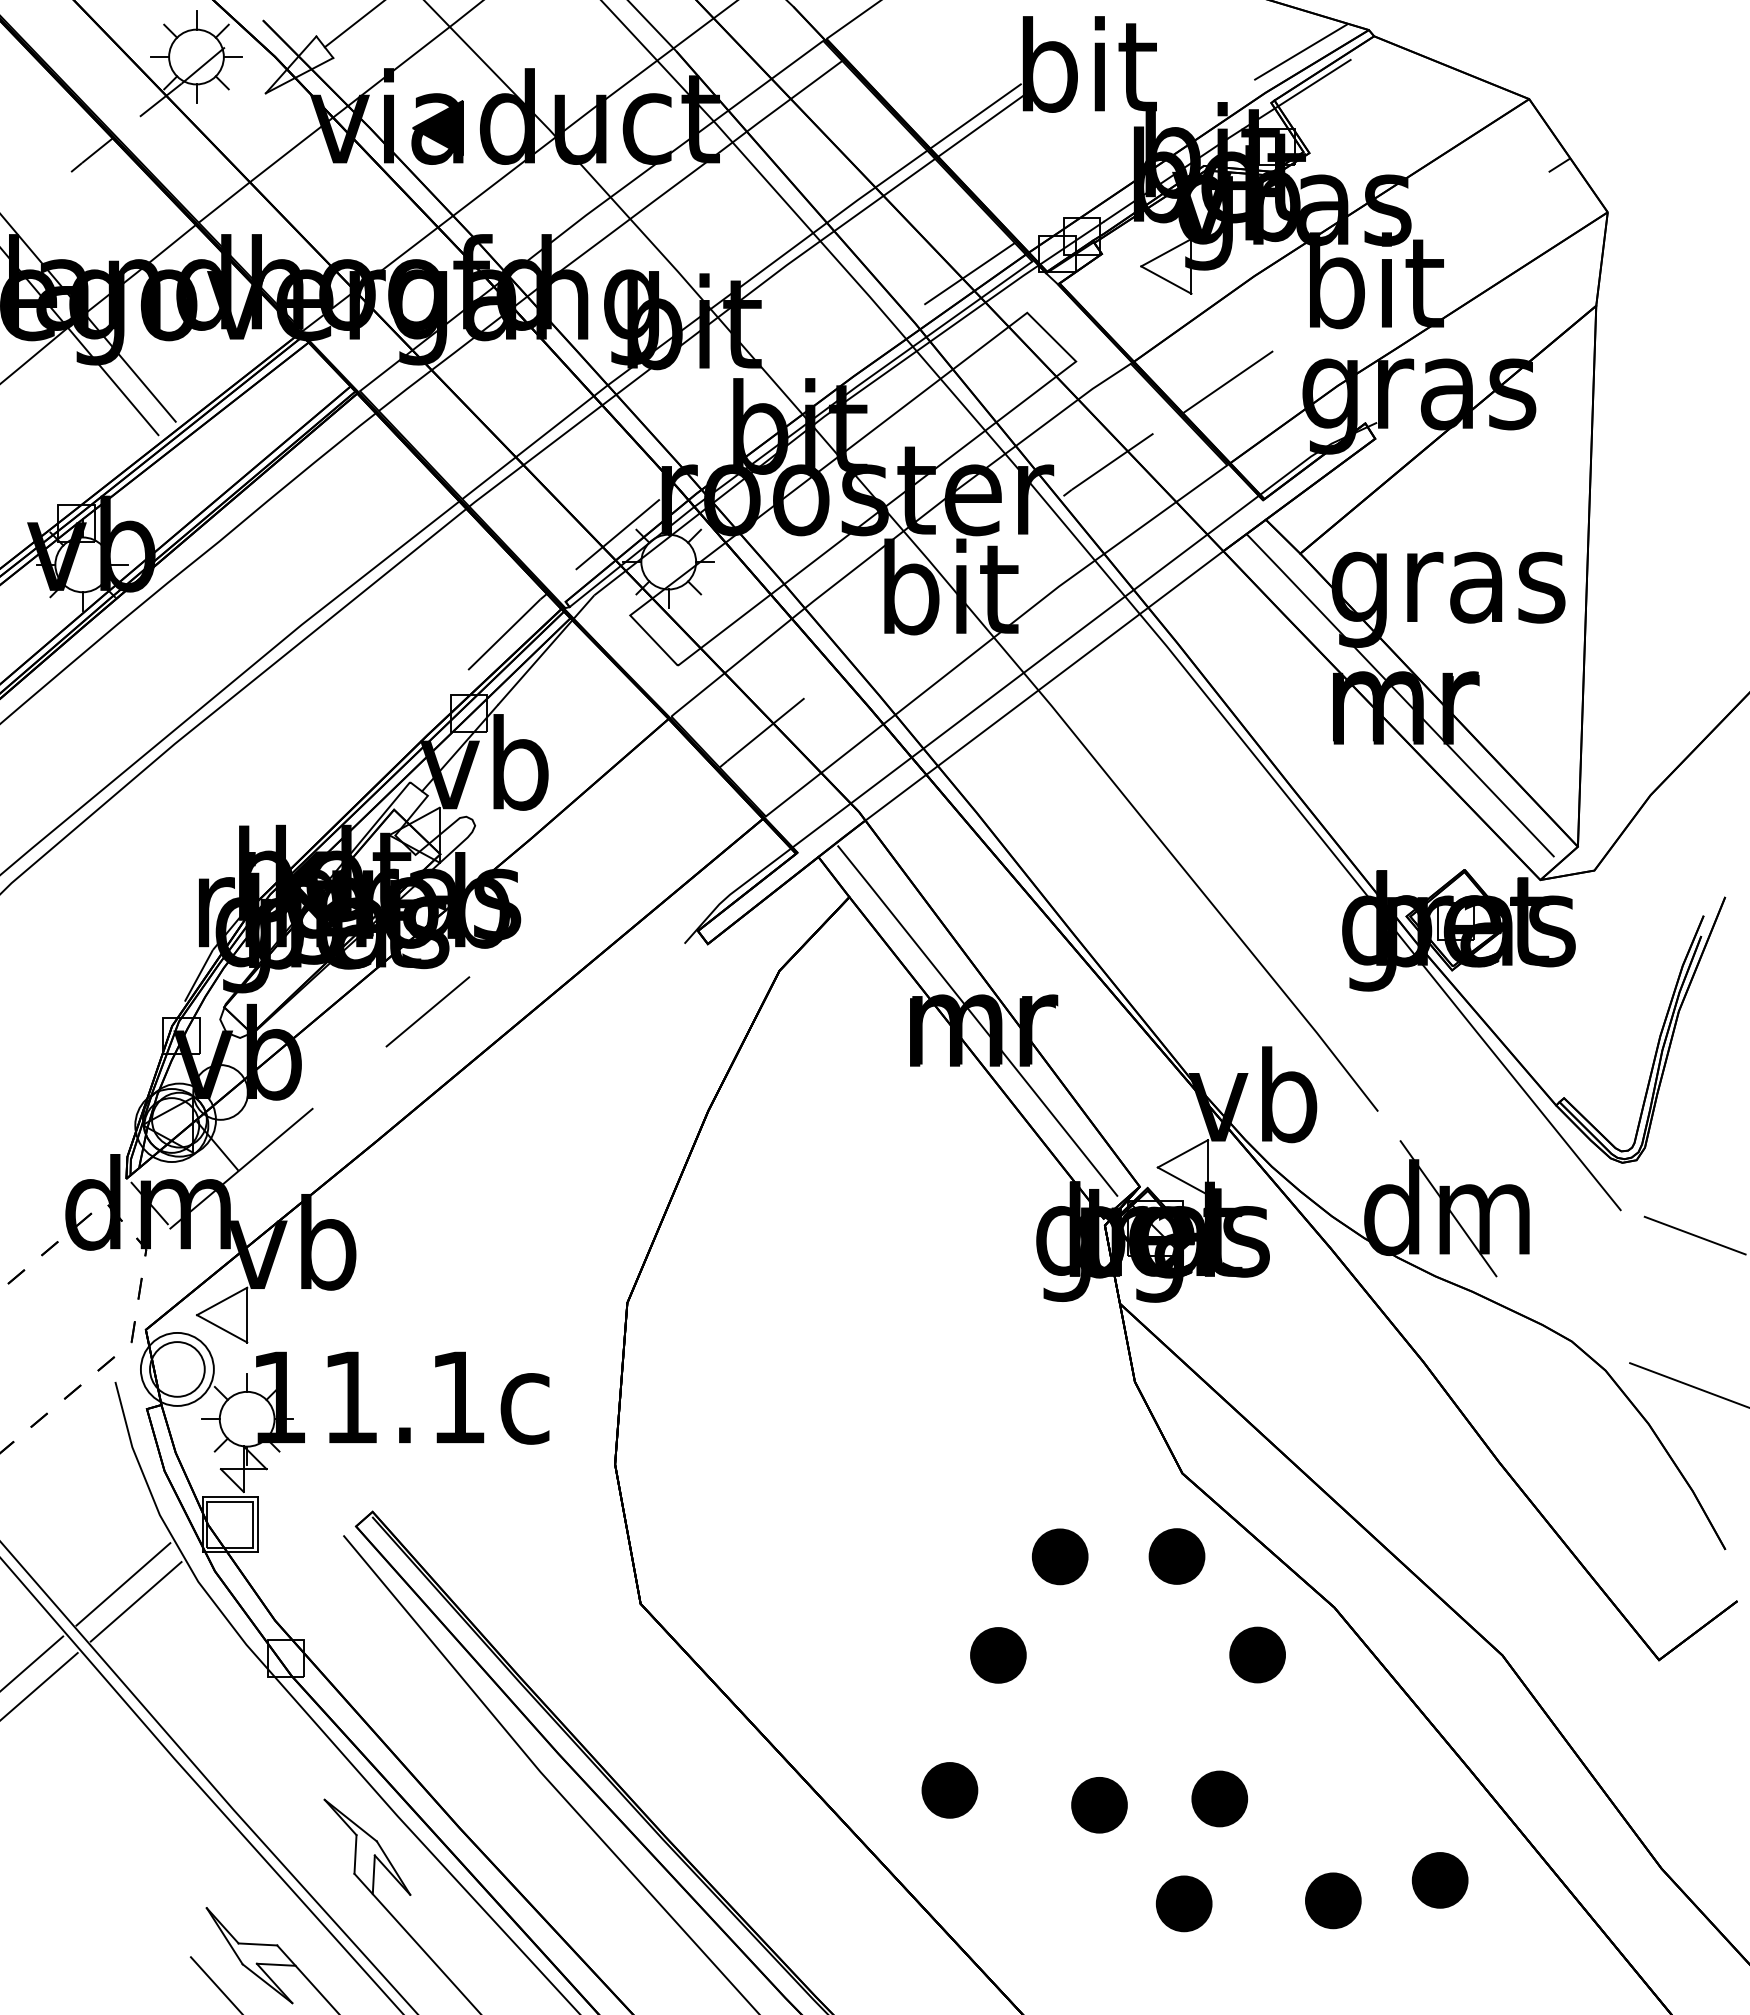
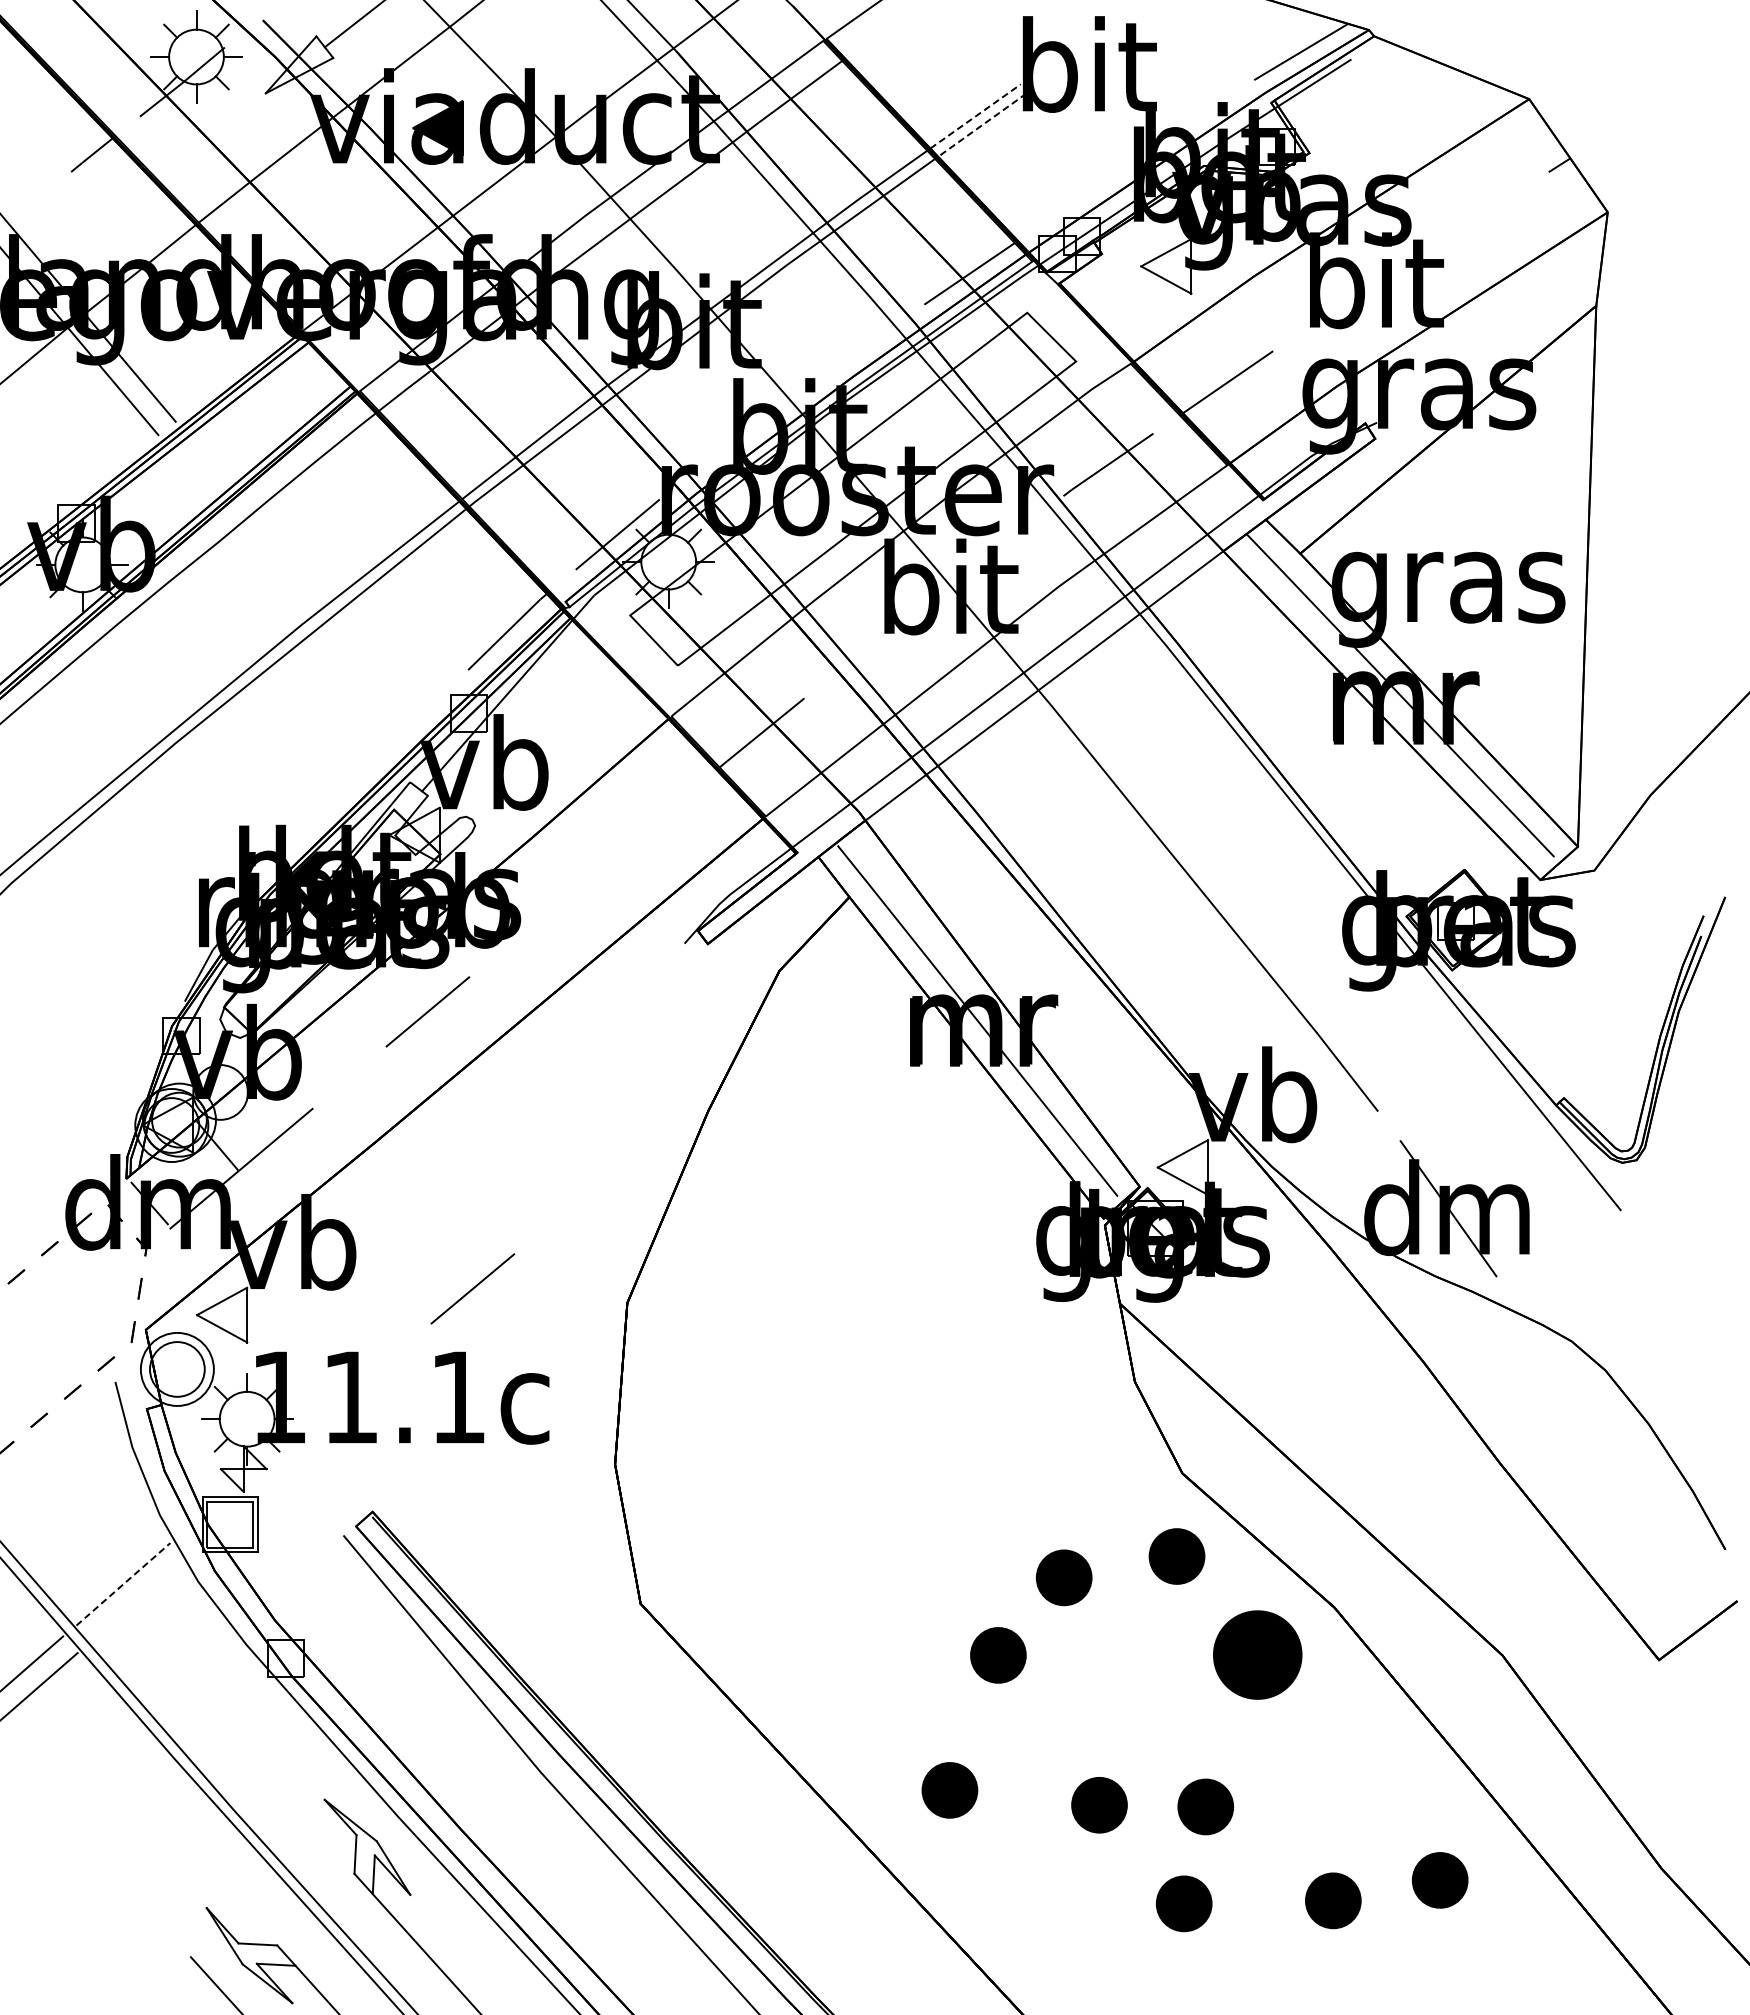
line: solid -> dashed (976, 116)
line: solid -> dashed (981, 125)
line: present -> none (1694, 1235)
line: none -> present (472, 1288)
line: present -> none (1688, 1384)
part position: (1059, 1556) -> (1063, 1577) (1063, 1577)
line: solid -> dashed (123, 1584)
line: present -> none (135, 1601)
part size: 57x58 px -> 90x90 px (1257, 1654)
part position: (1219, 1798) -> (1205, 1806) (1205, 1806)
